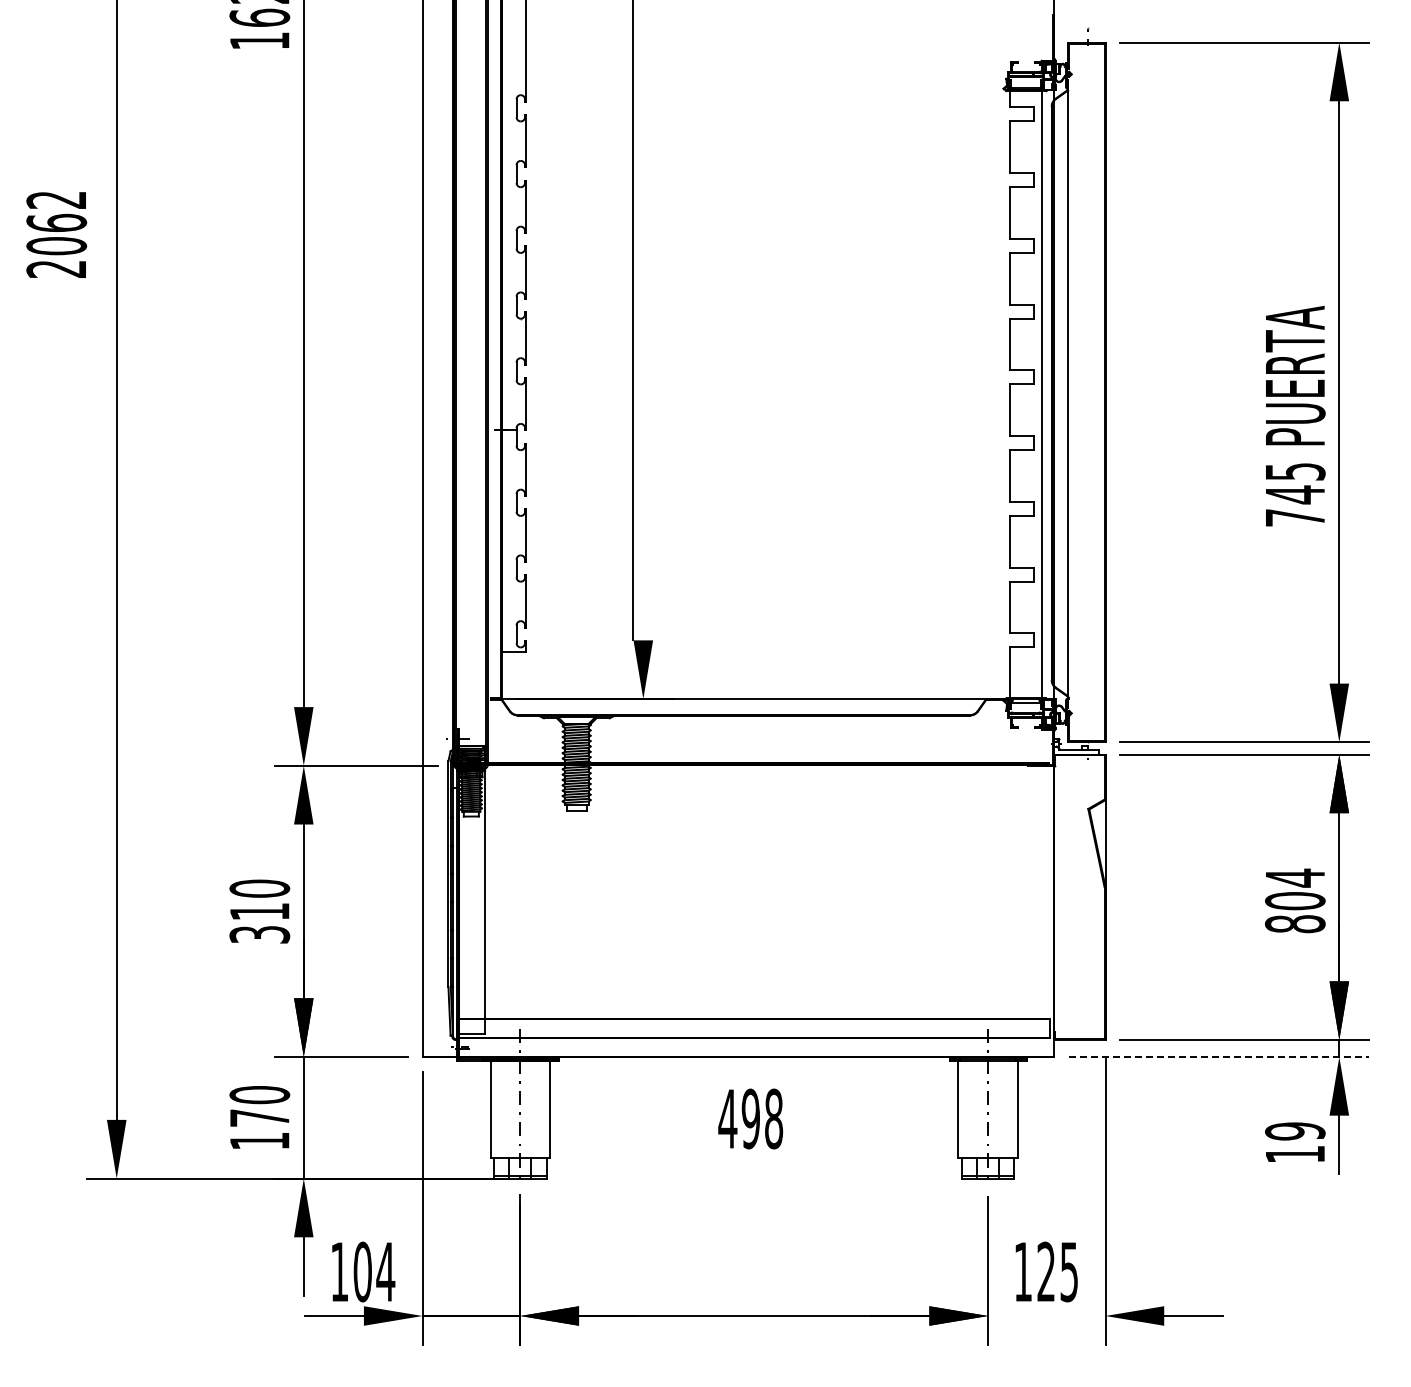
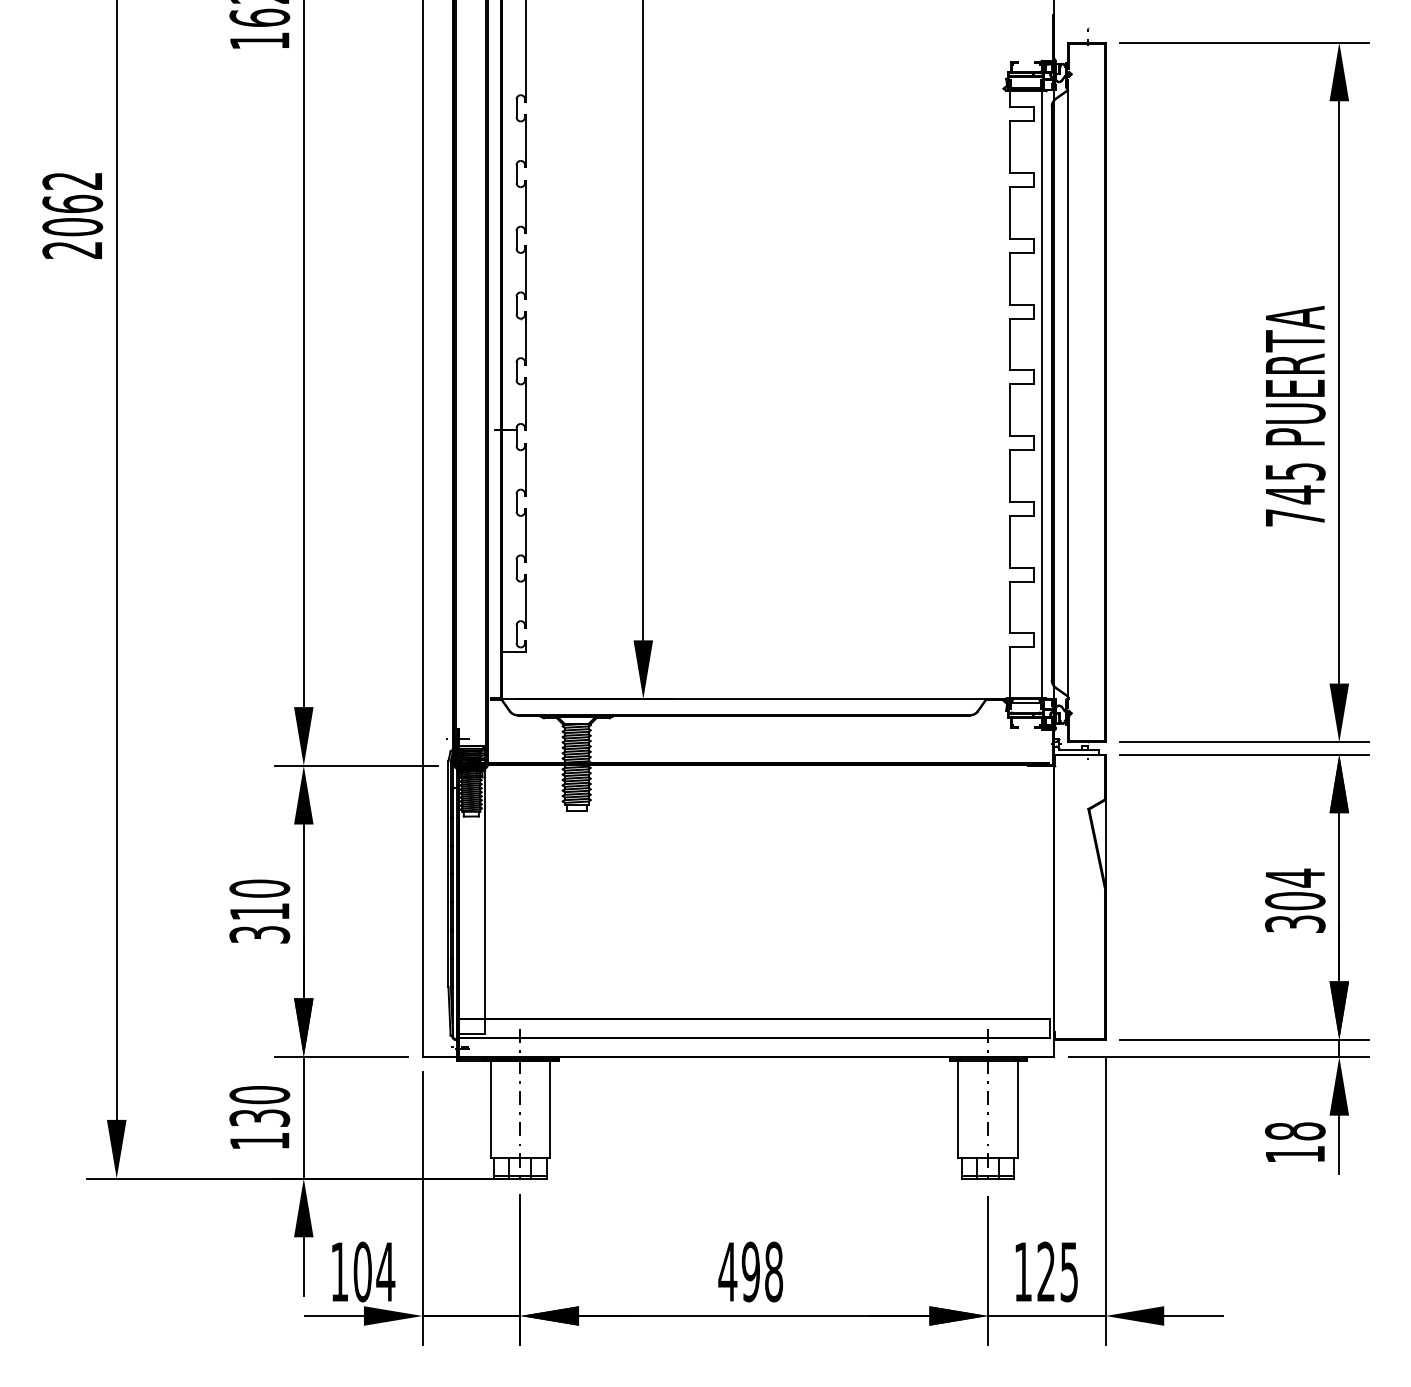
text position: (56, 234) -> (72, 215) (72, 215)
line position: (633, 321) -> (643, 321) (643, 321)
text: 804 -> 304 (1295, 924)
line: dashed -> solid (1219, 1056)
text: 170 -> 130 (259, 1117)
text position: (750, 1118) -> (750, 1271) (750, 1271)
text: 19 -> 18 (1295, 1131)
line: none -> present (1046, 1316)
